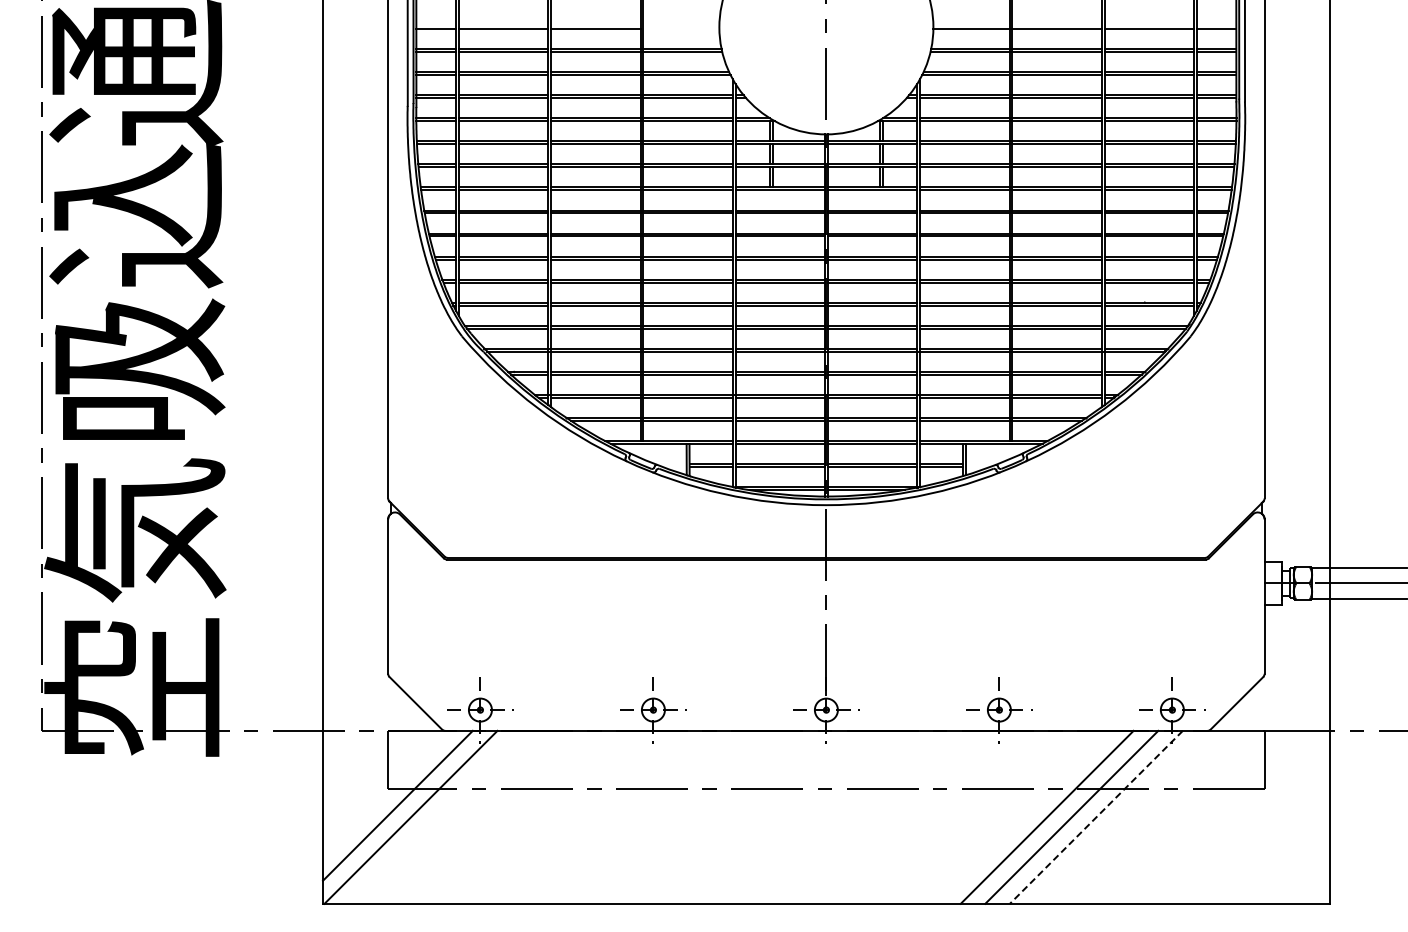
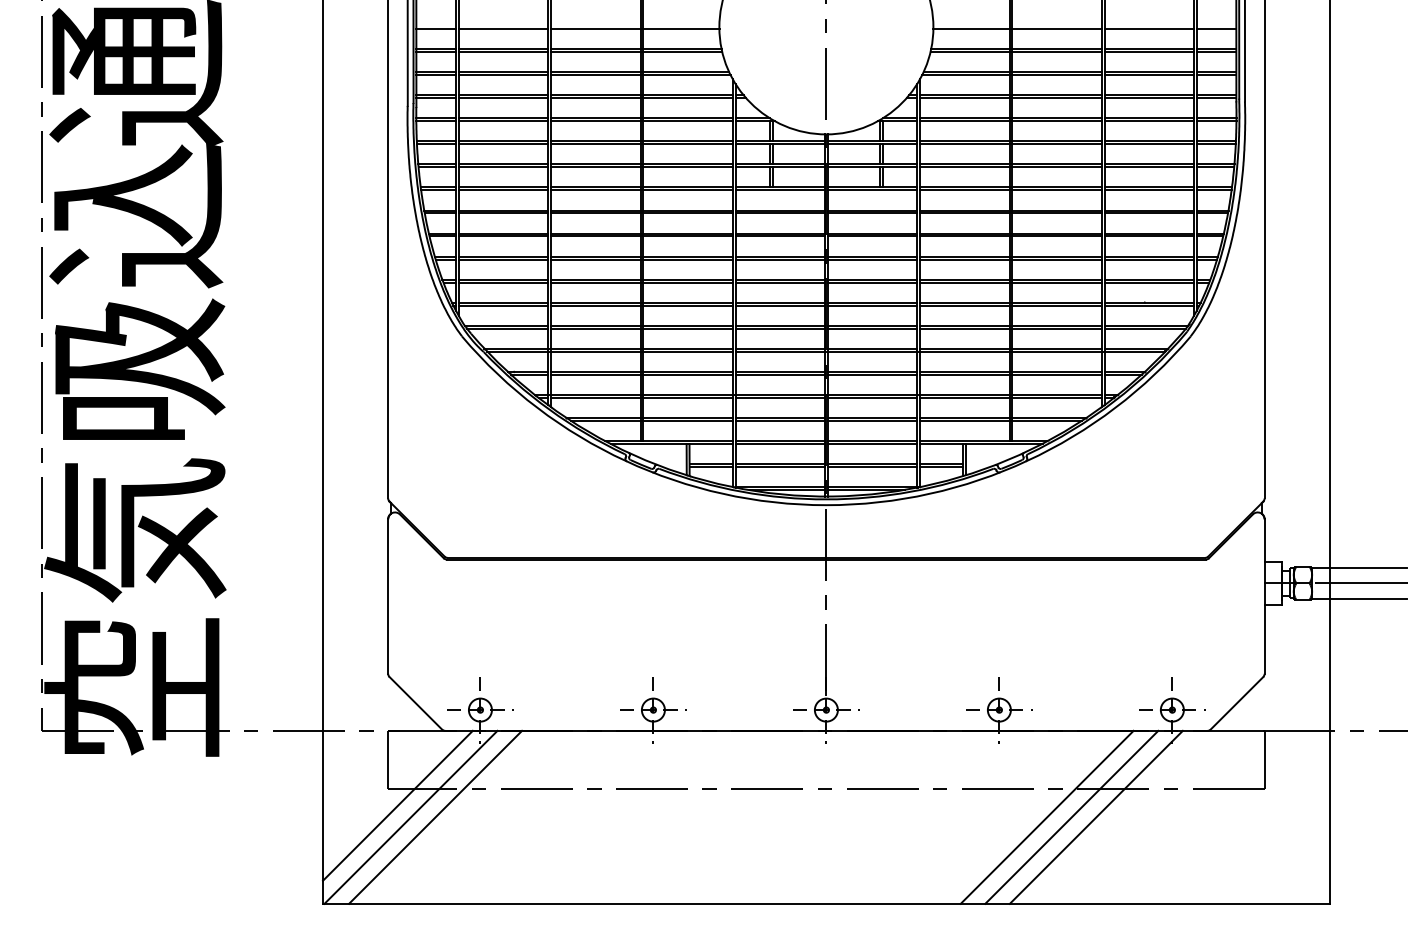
line: none -> present (681, 28)
line: none -> present (435, 816)
line: dashed -> solid (1096, 817)
